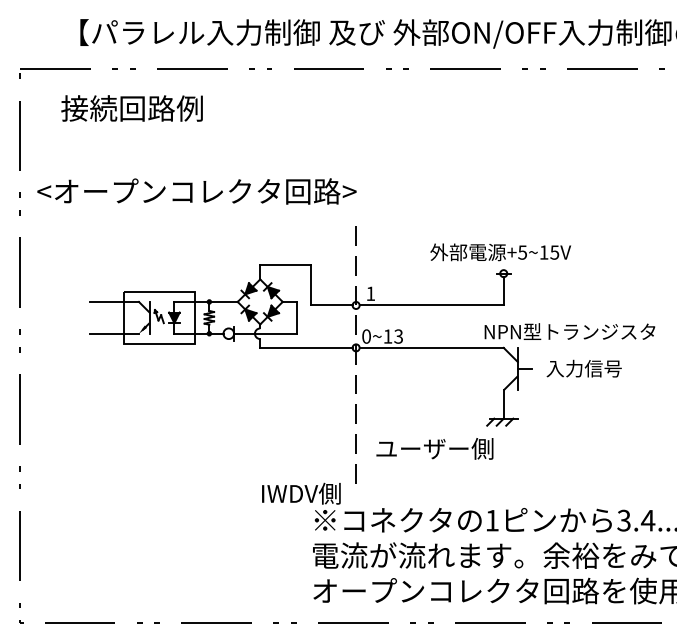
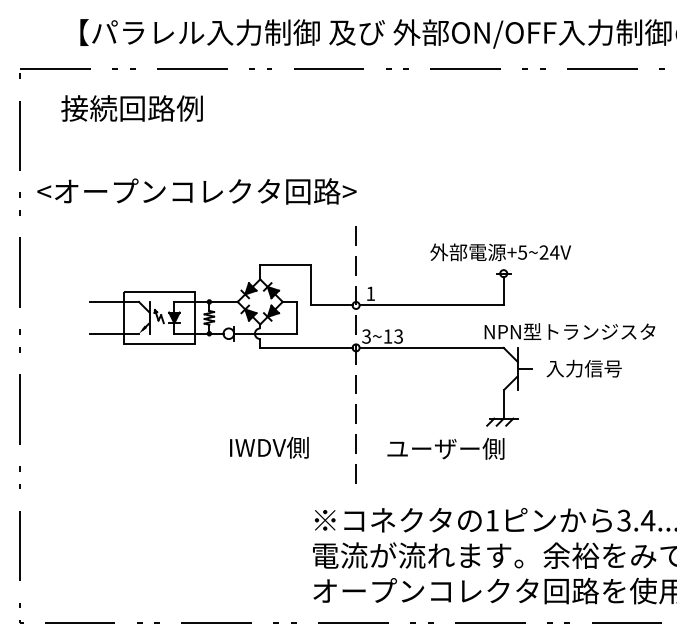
text: +5~15V -> +5~24V (549, 252)
text: 0~13 -> 3~13 (366, 336)
text position: (434, 448) -> (445, 448) (445, 448)
text position: (301, 493) -> (269, 447) (269, 447)
